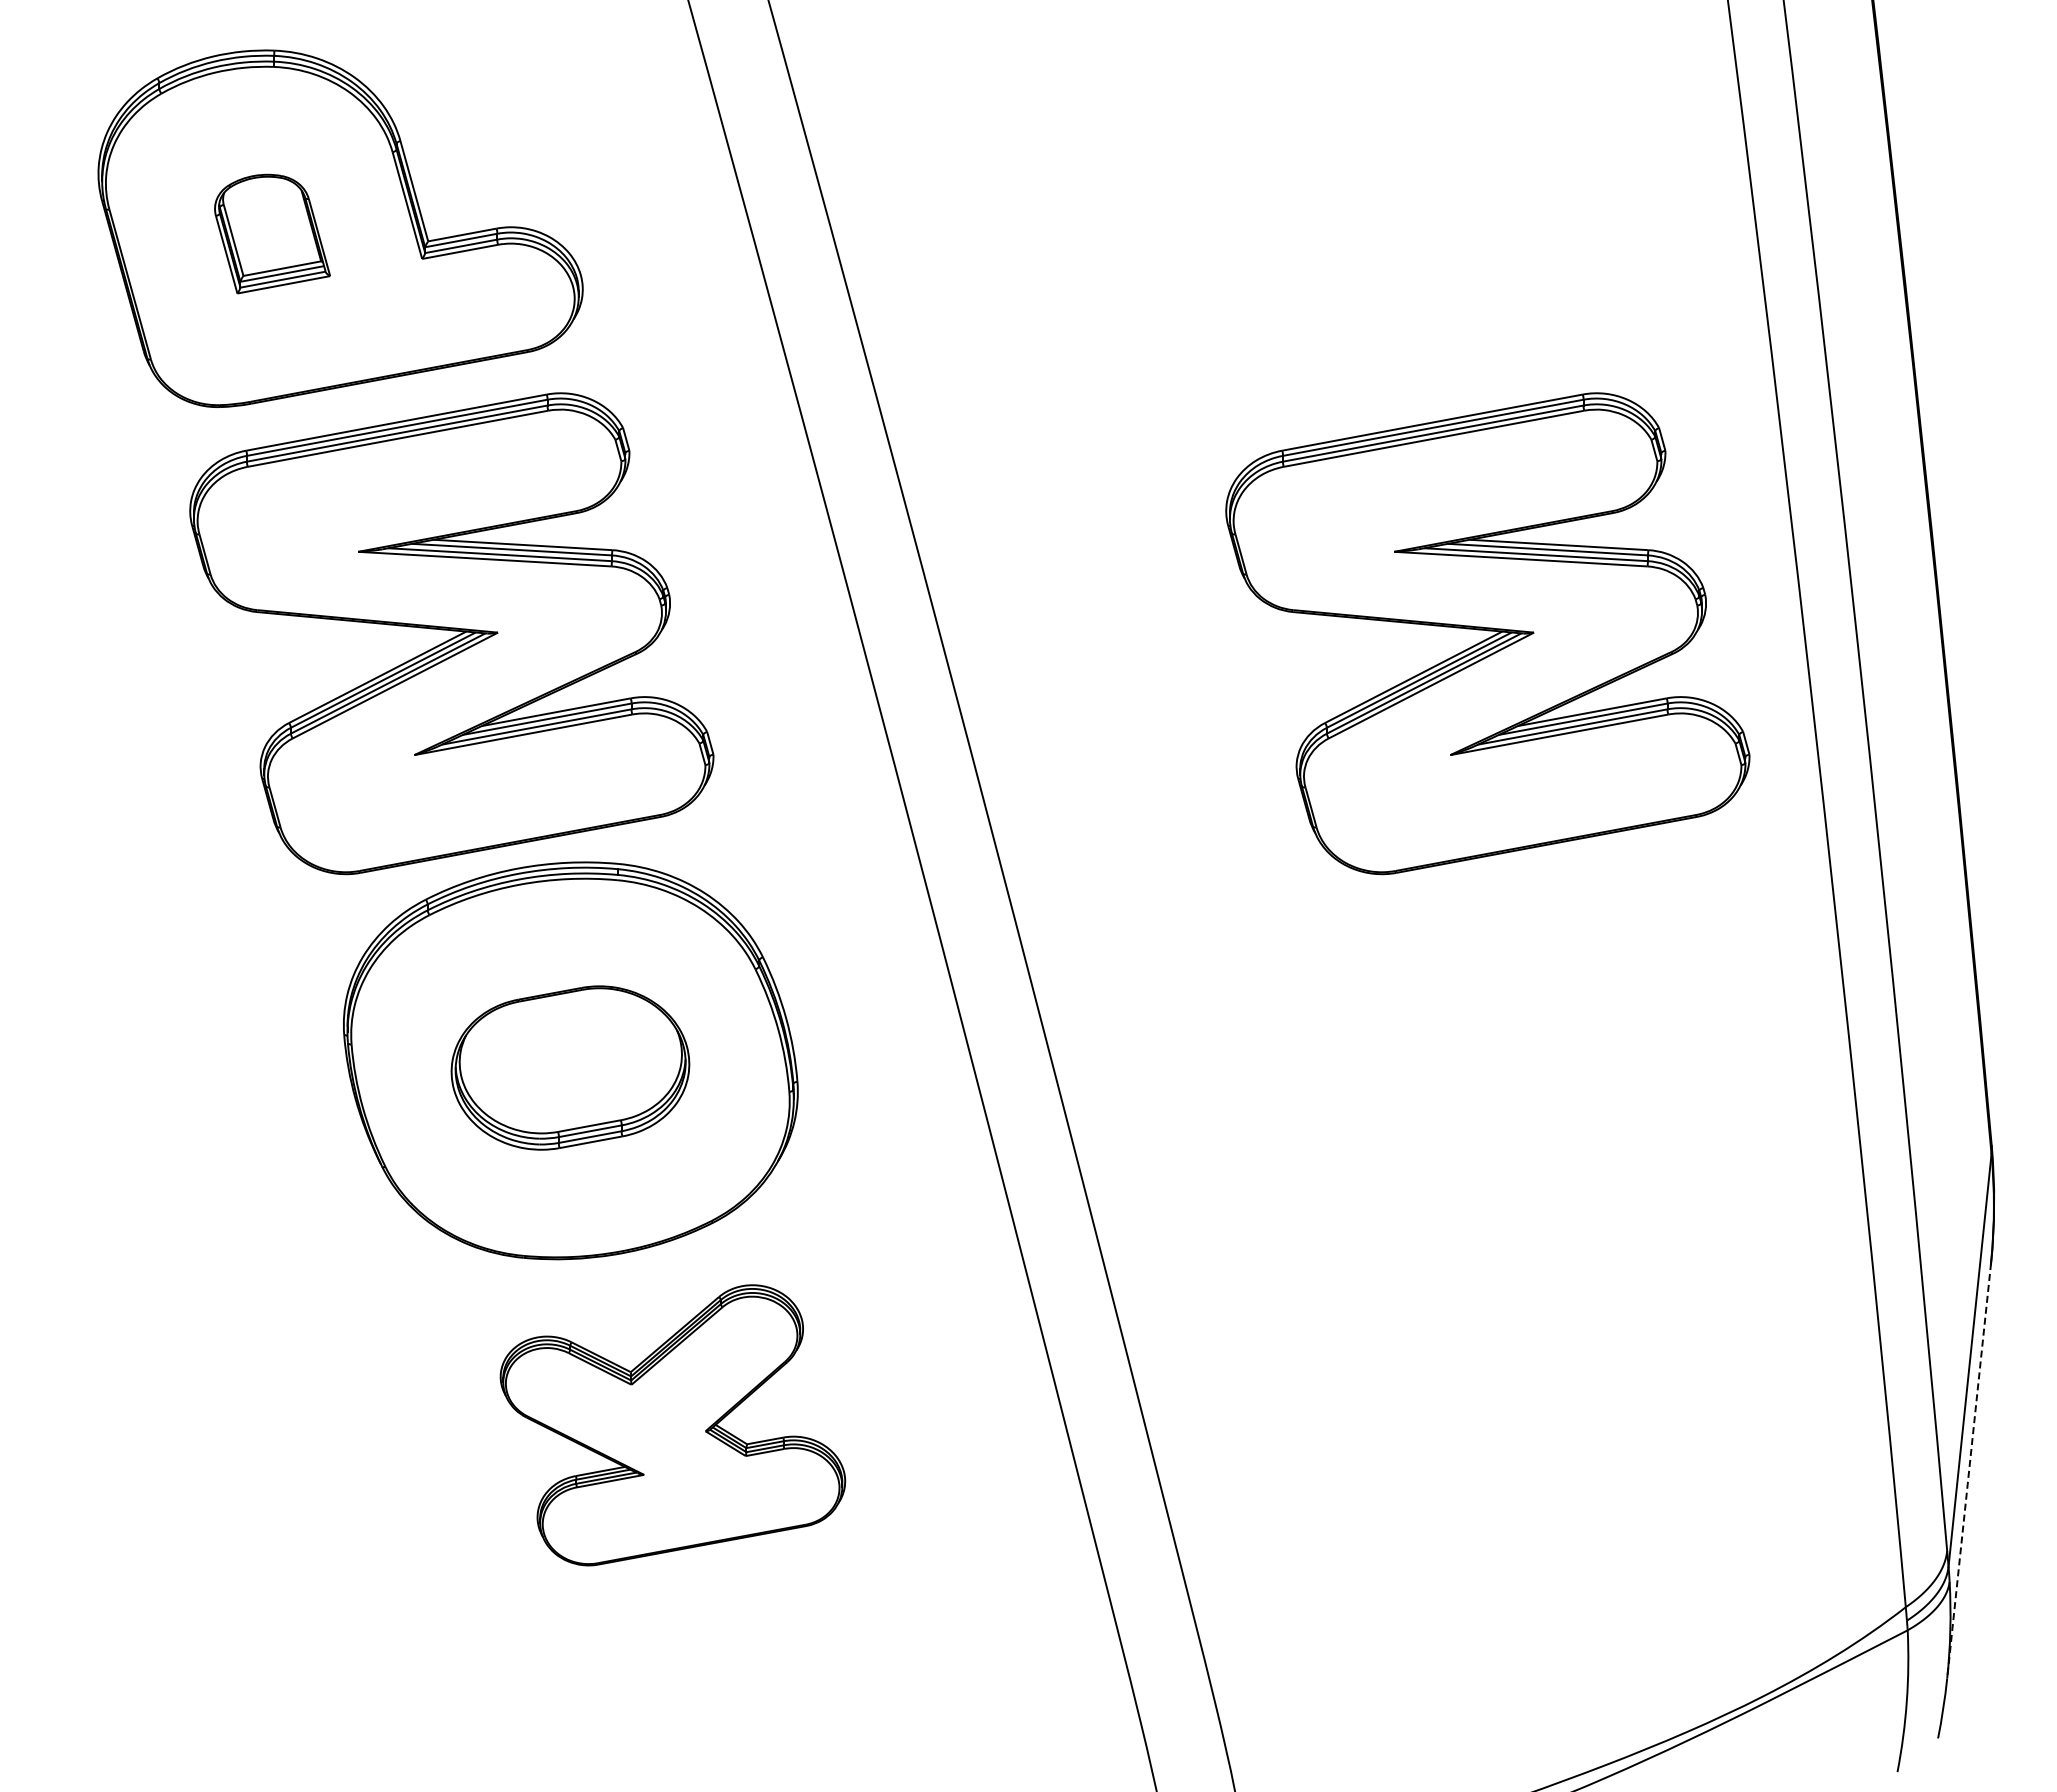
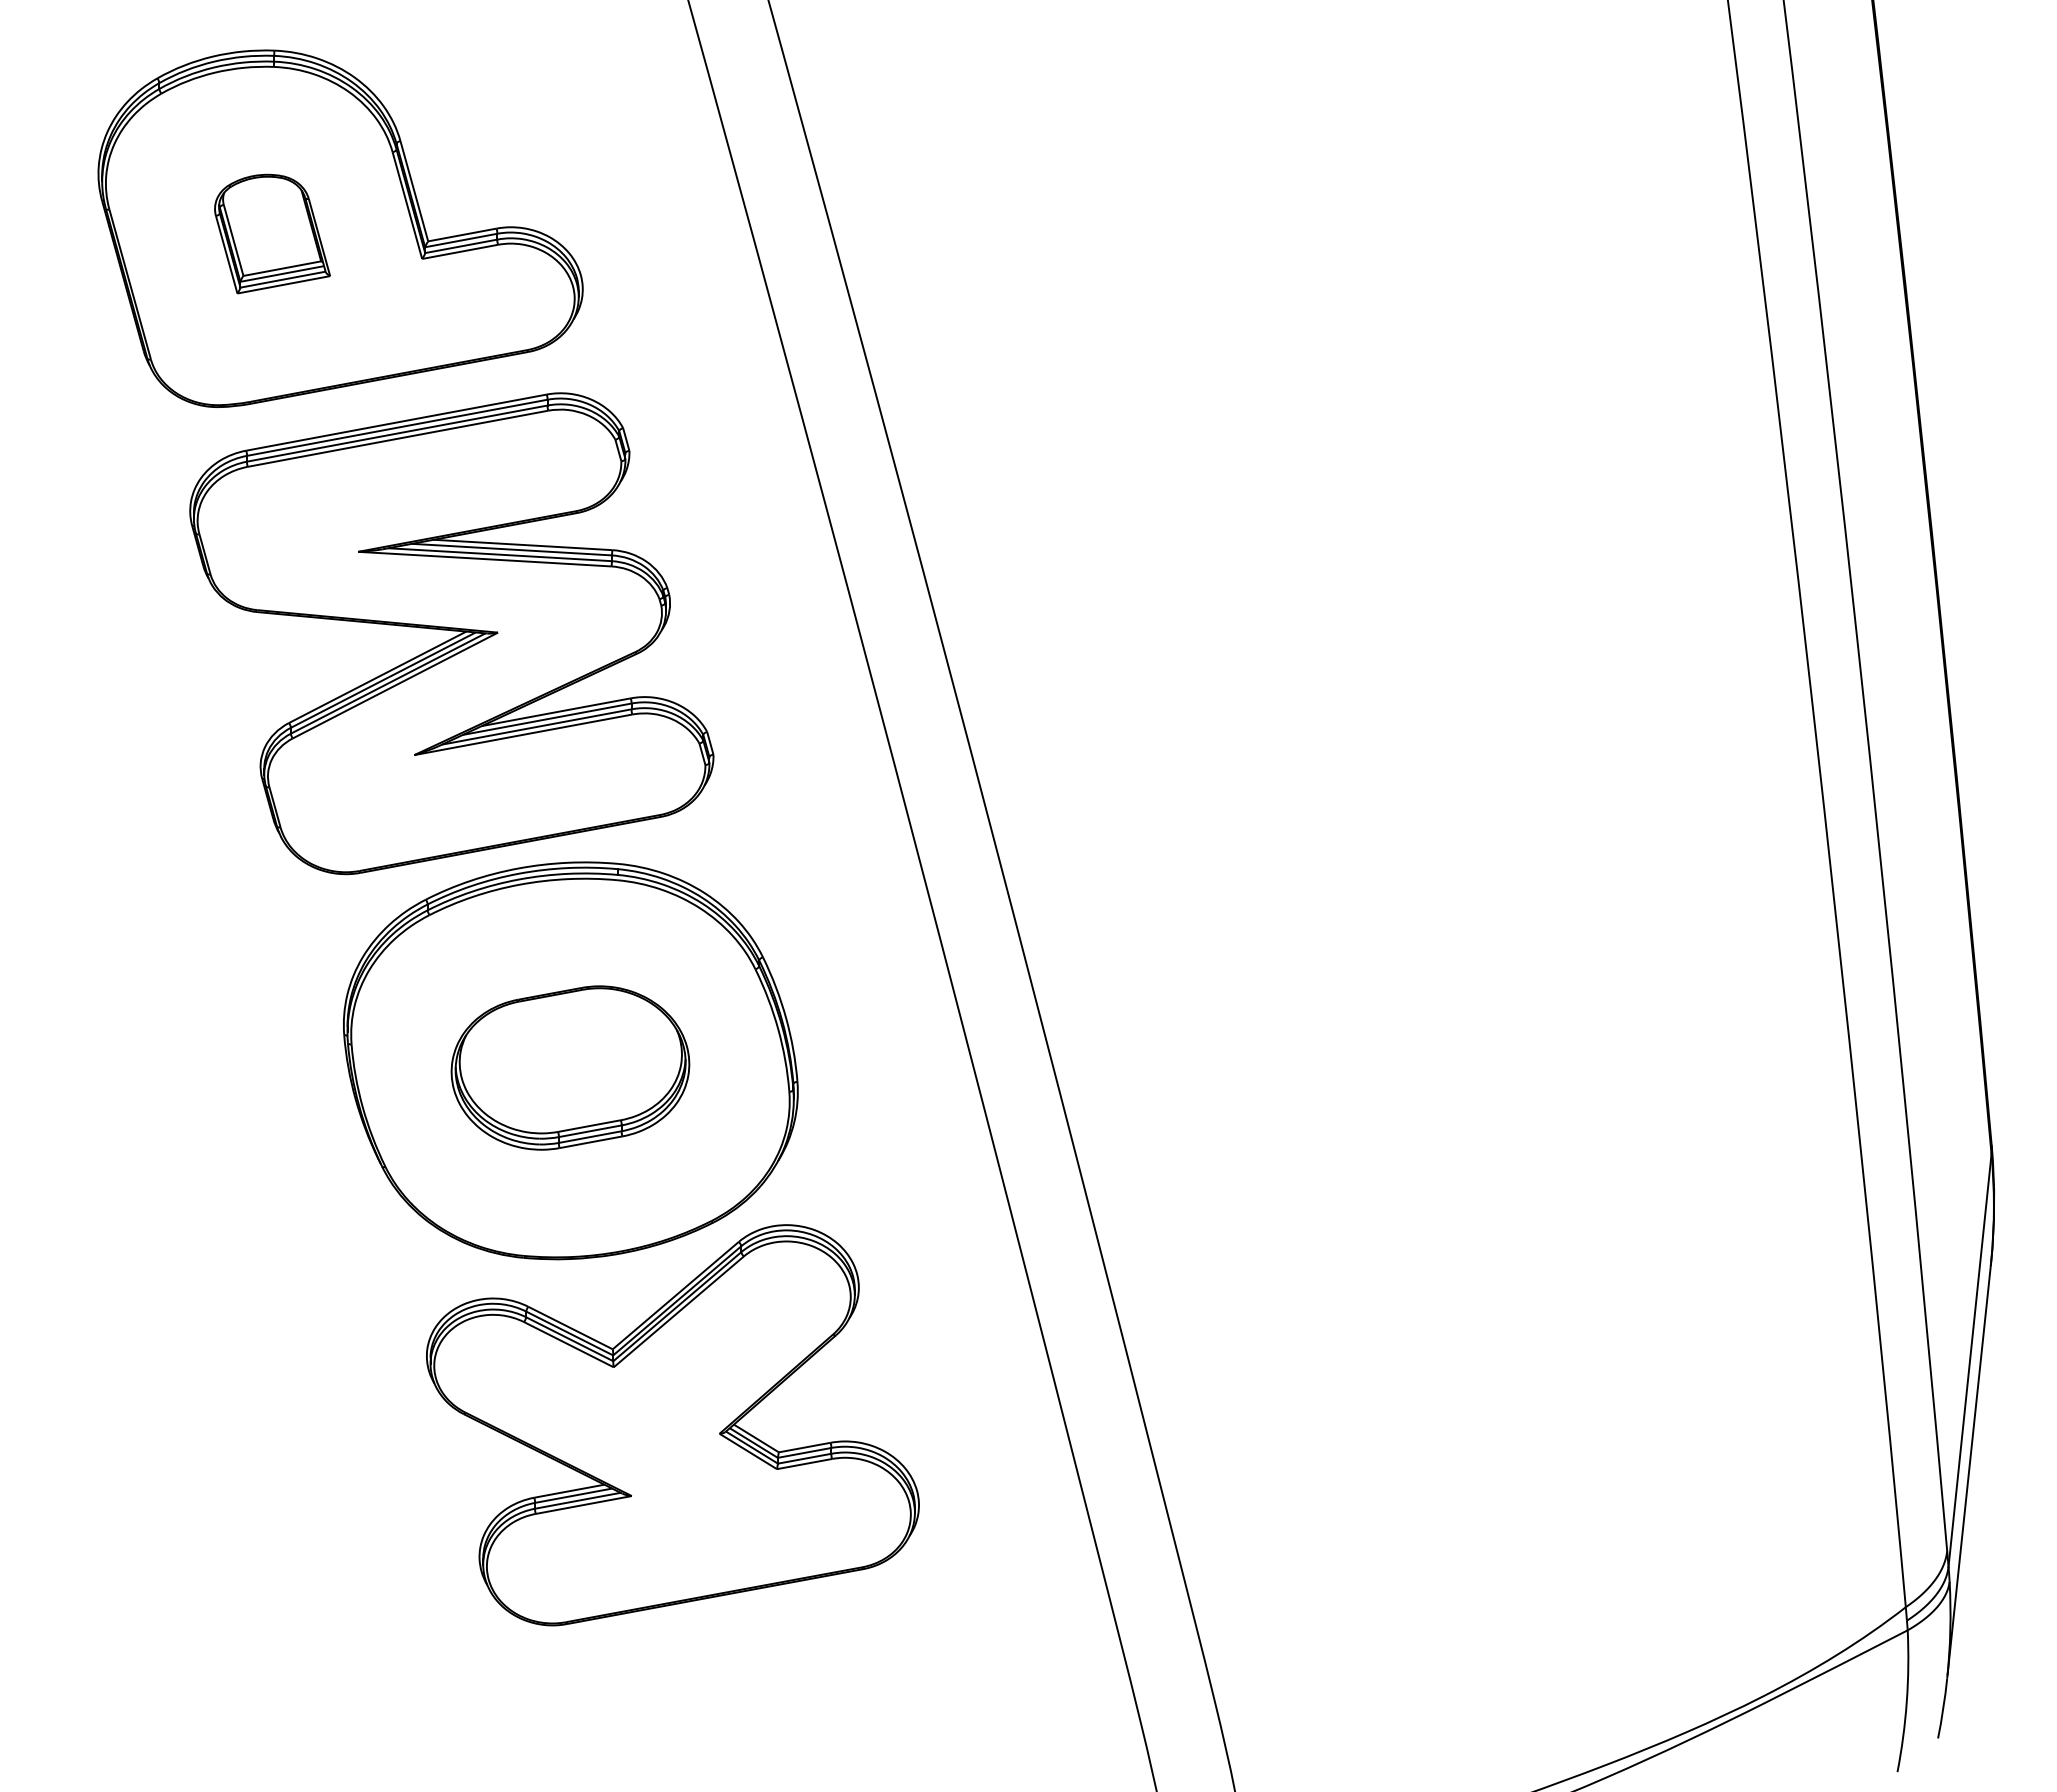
part: present -> none (1487, 633)
part size: 348x283 px -> 494x403 px (672, 1425)
line: dashed -> solid (1969, 1470)
